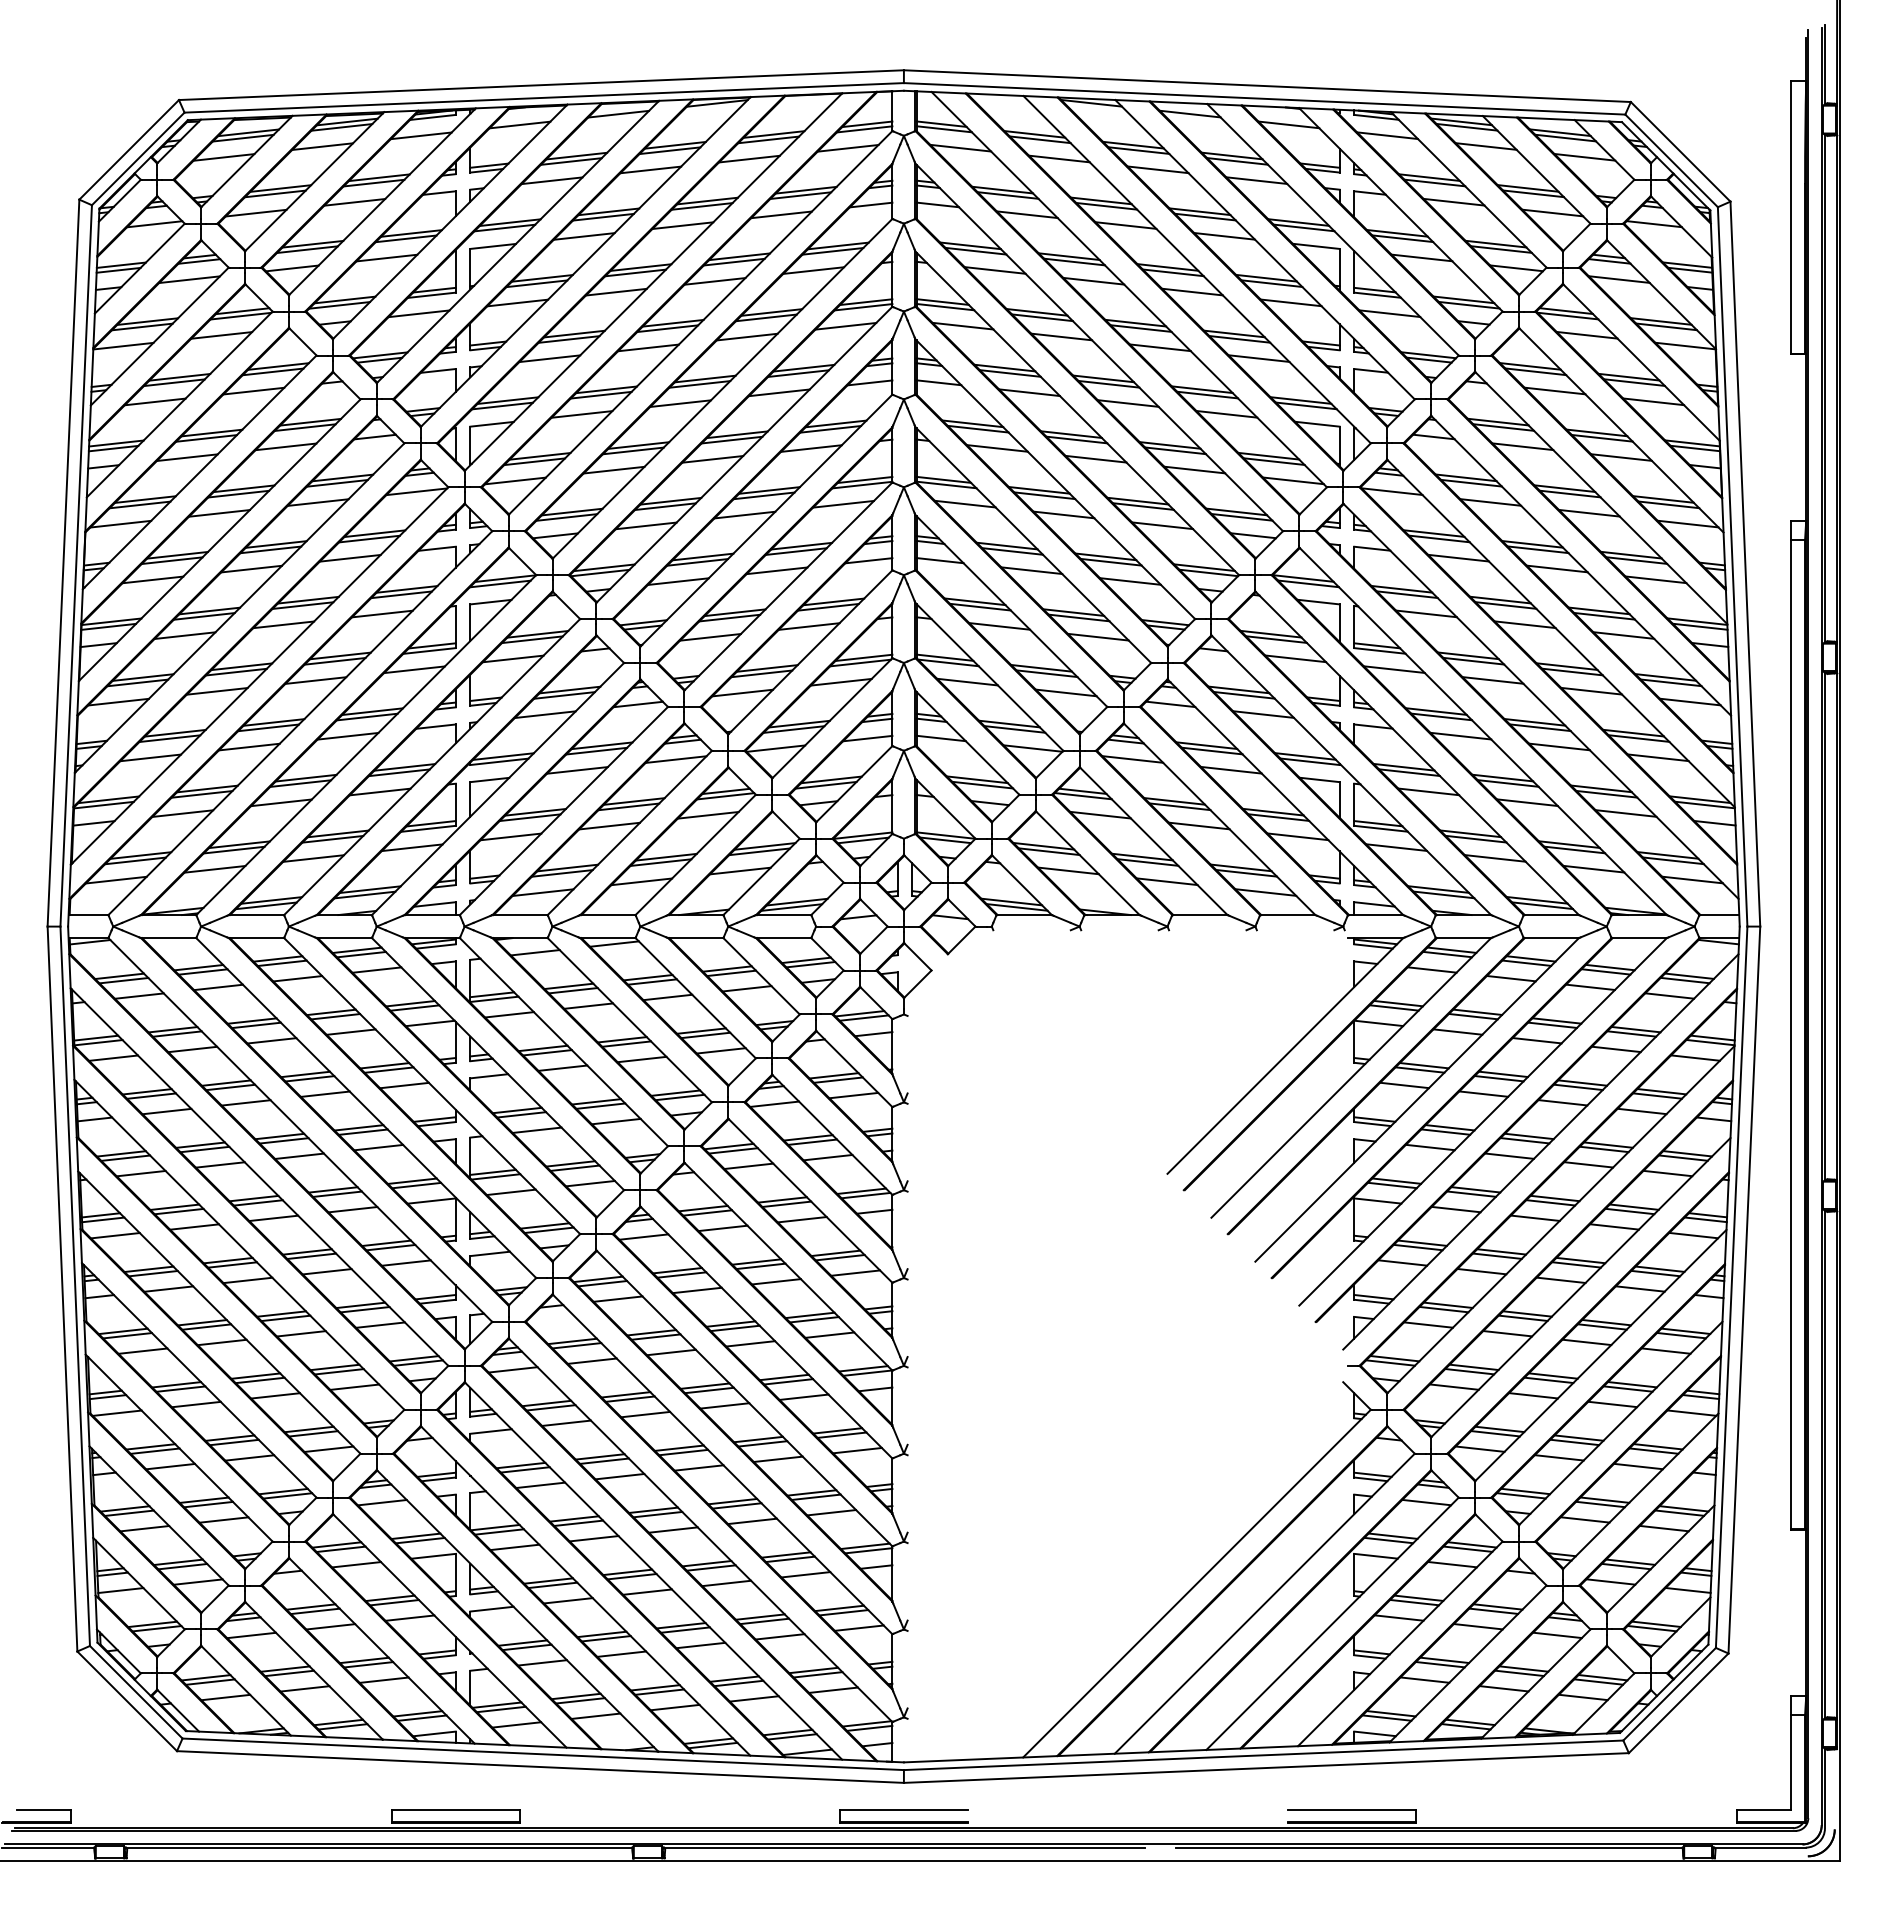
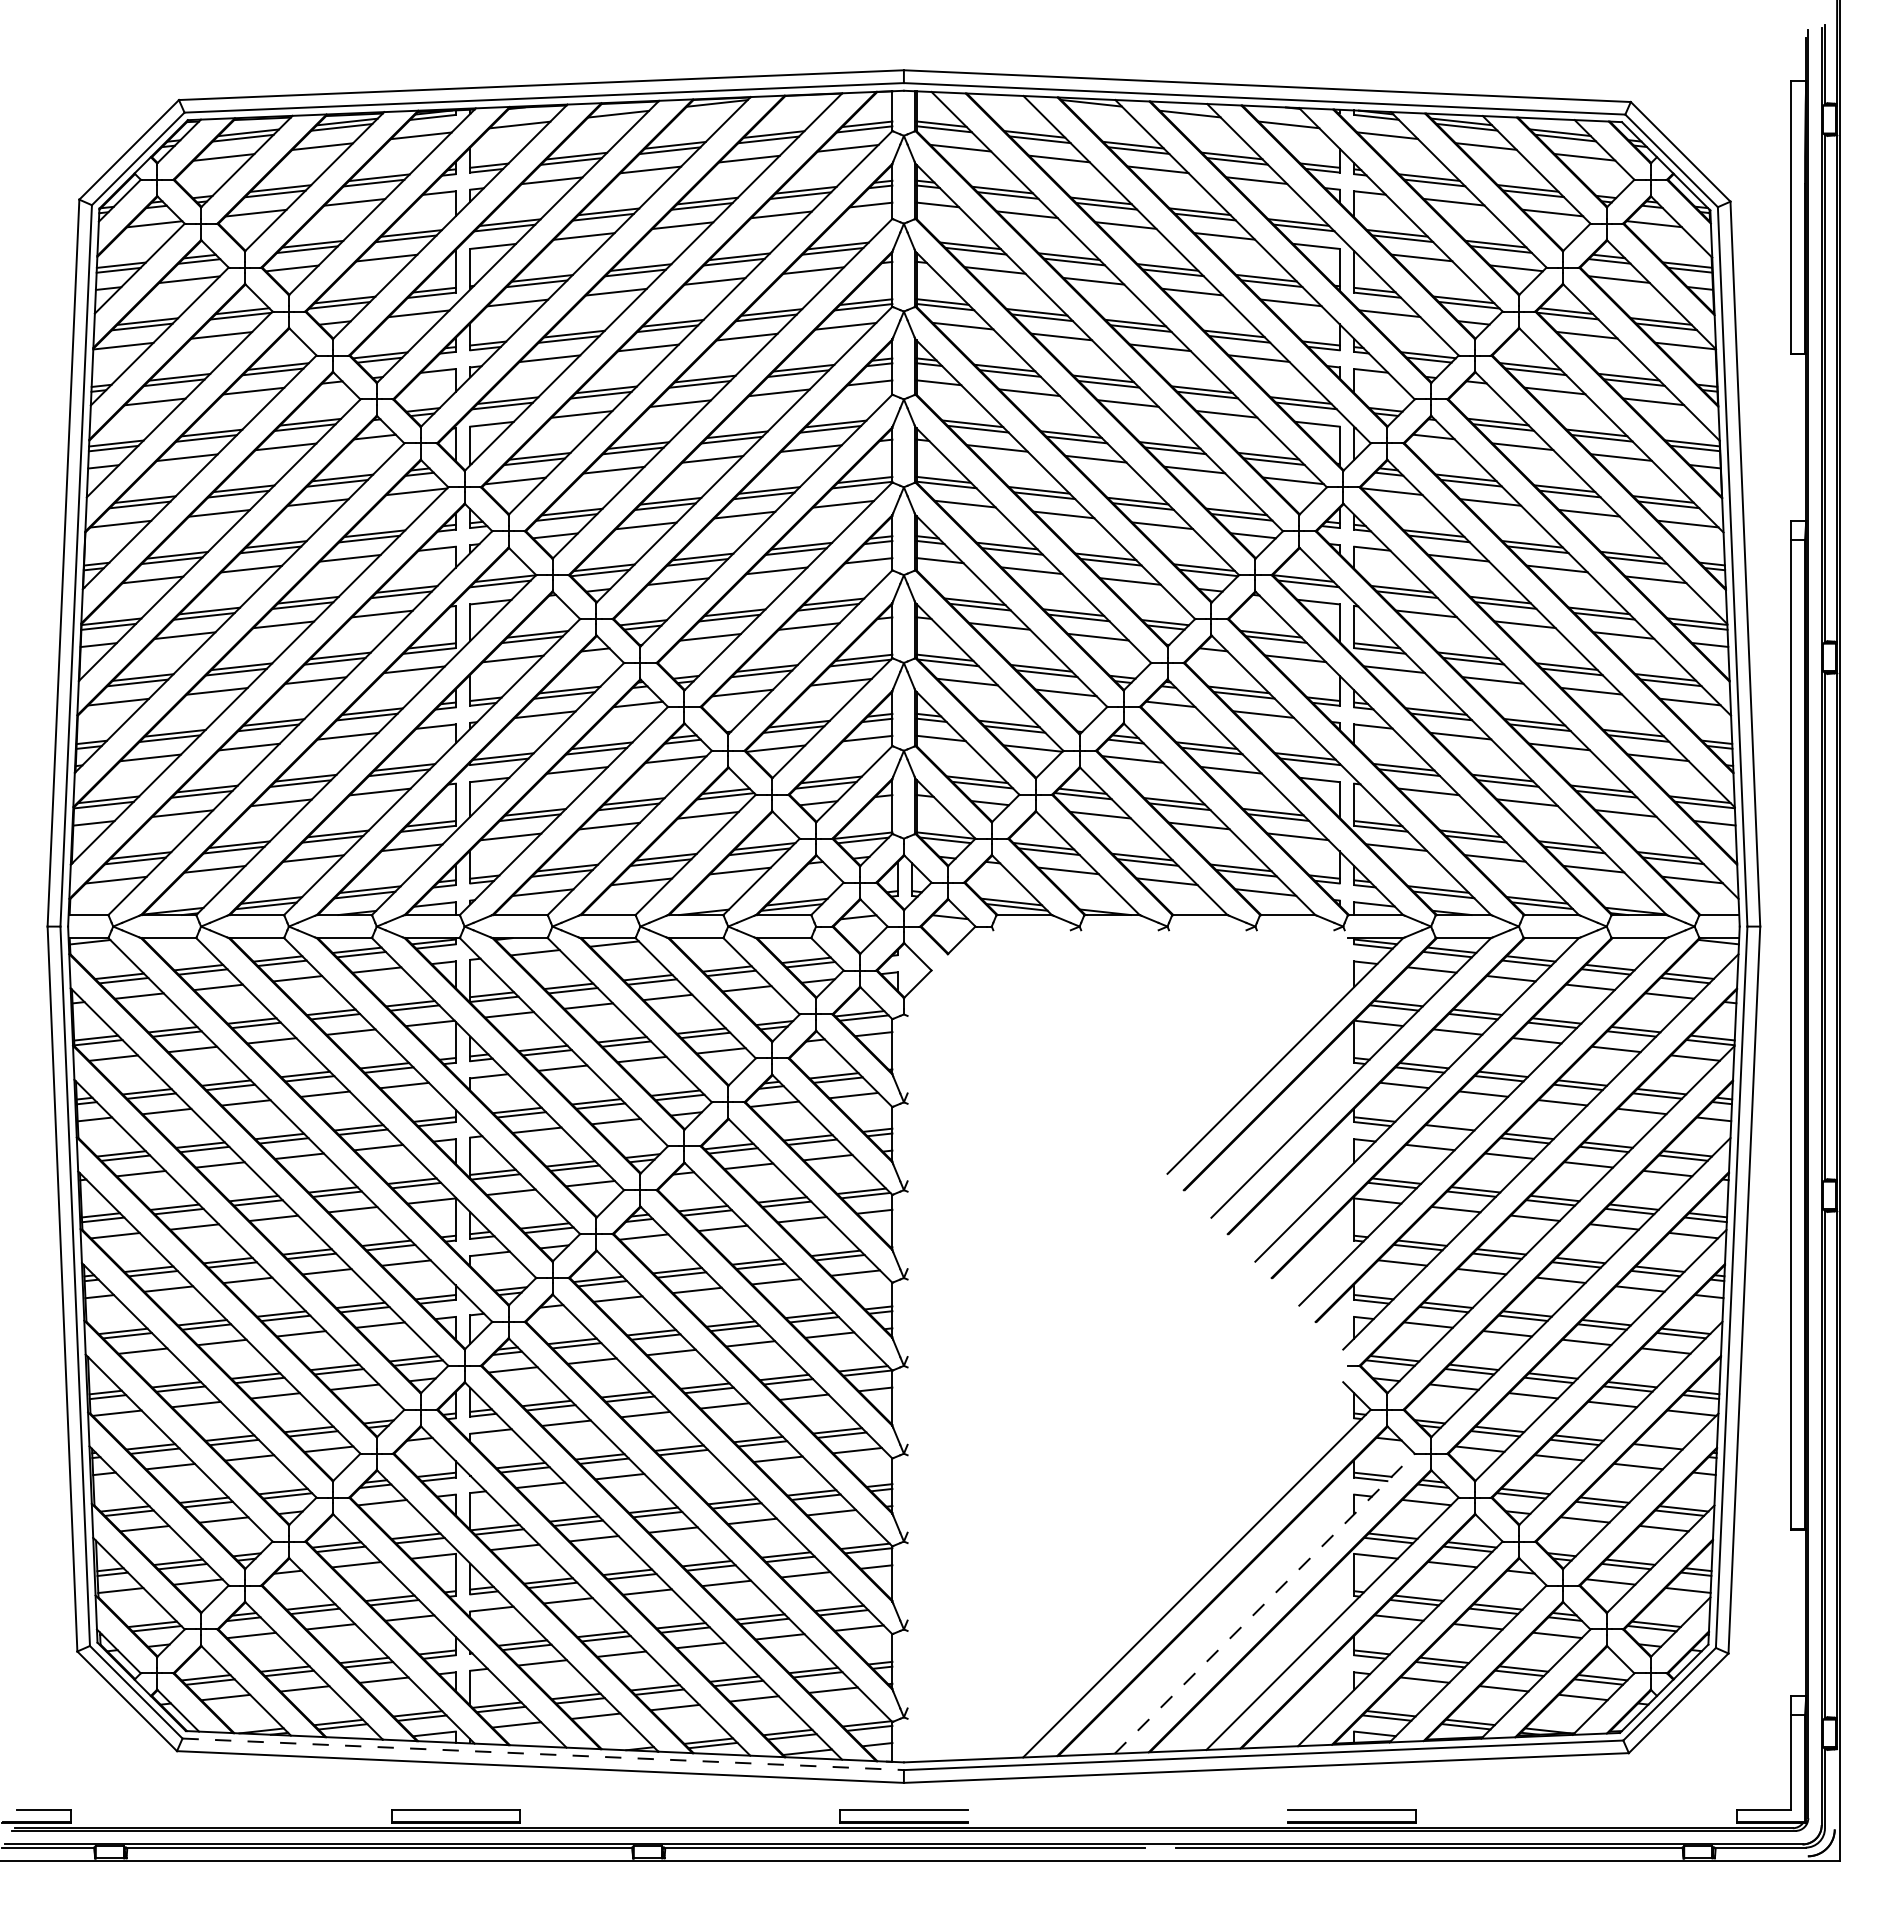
line: present -> none (1445, 1131)
line: present -> none (1653, 1450)
line: present -> none (698, 1467)
line: solid -> dashed (1265, 1603)
line: solid -> dashed (543, 1754)
